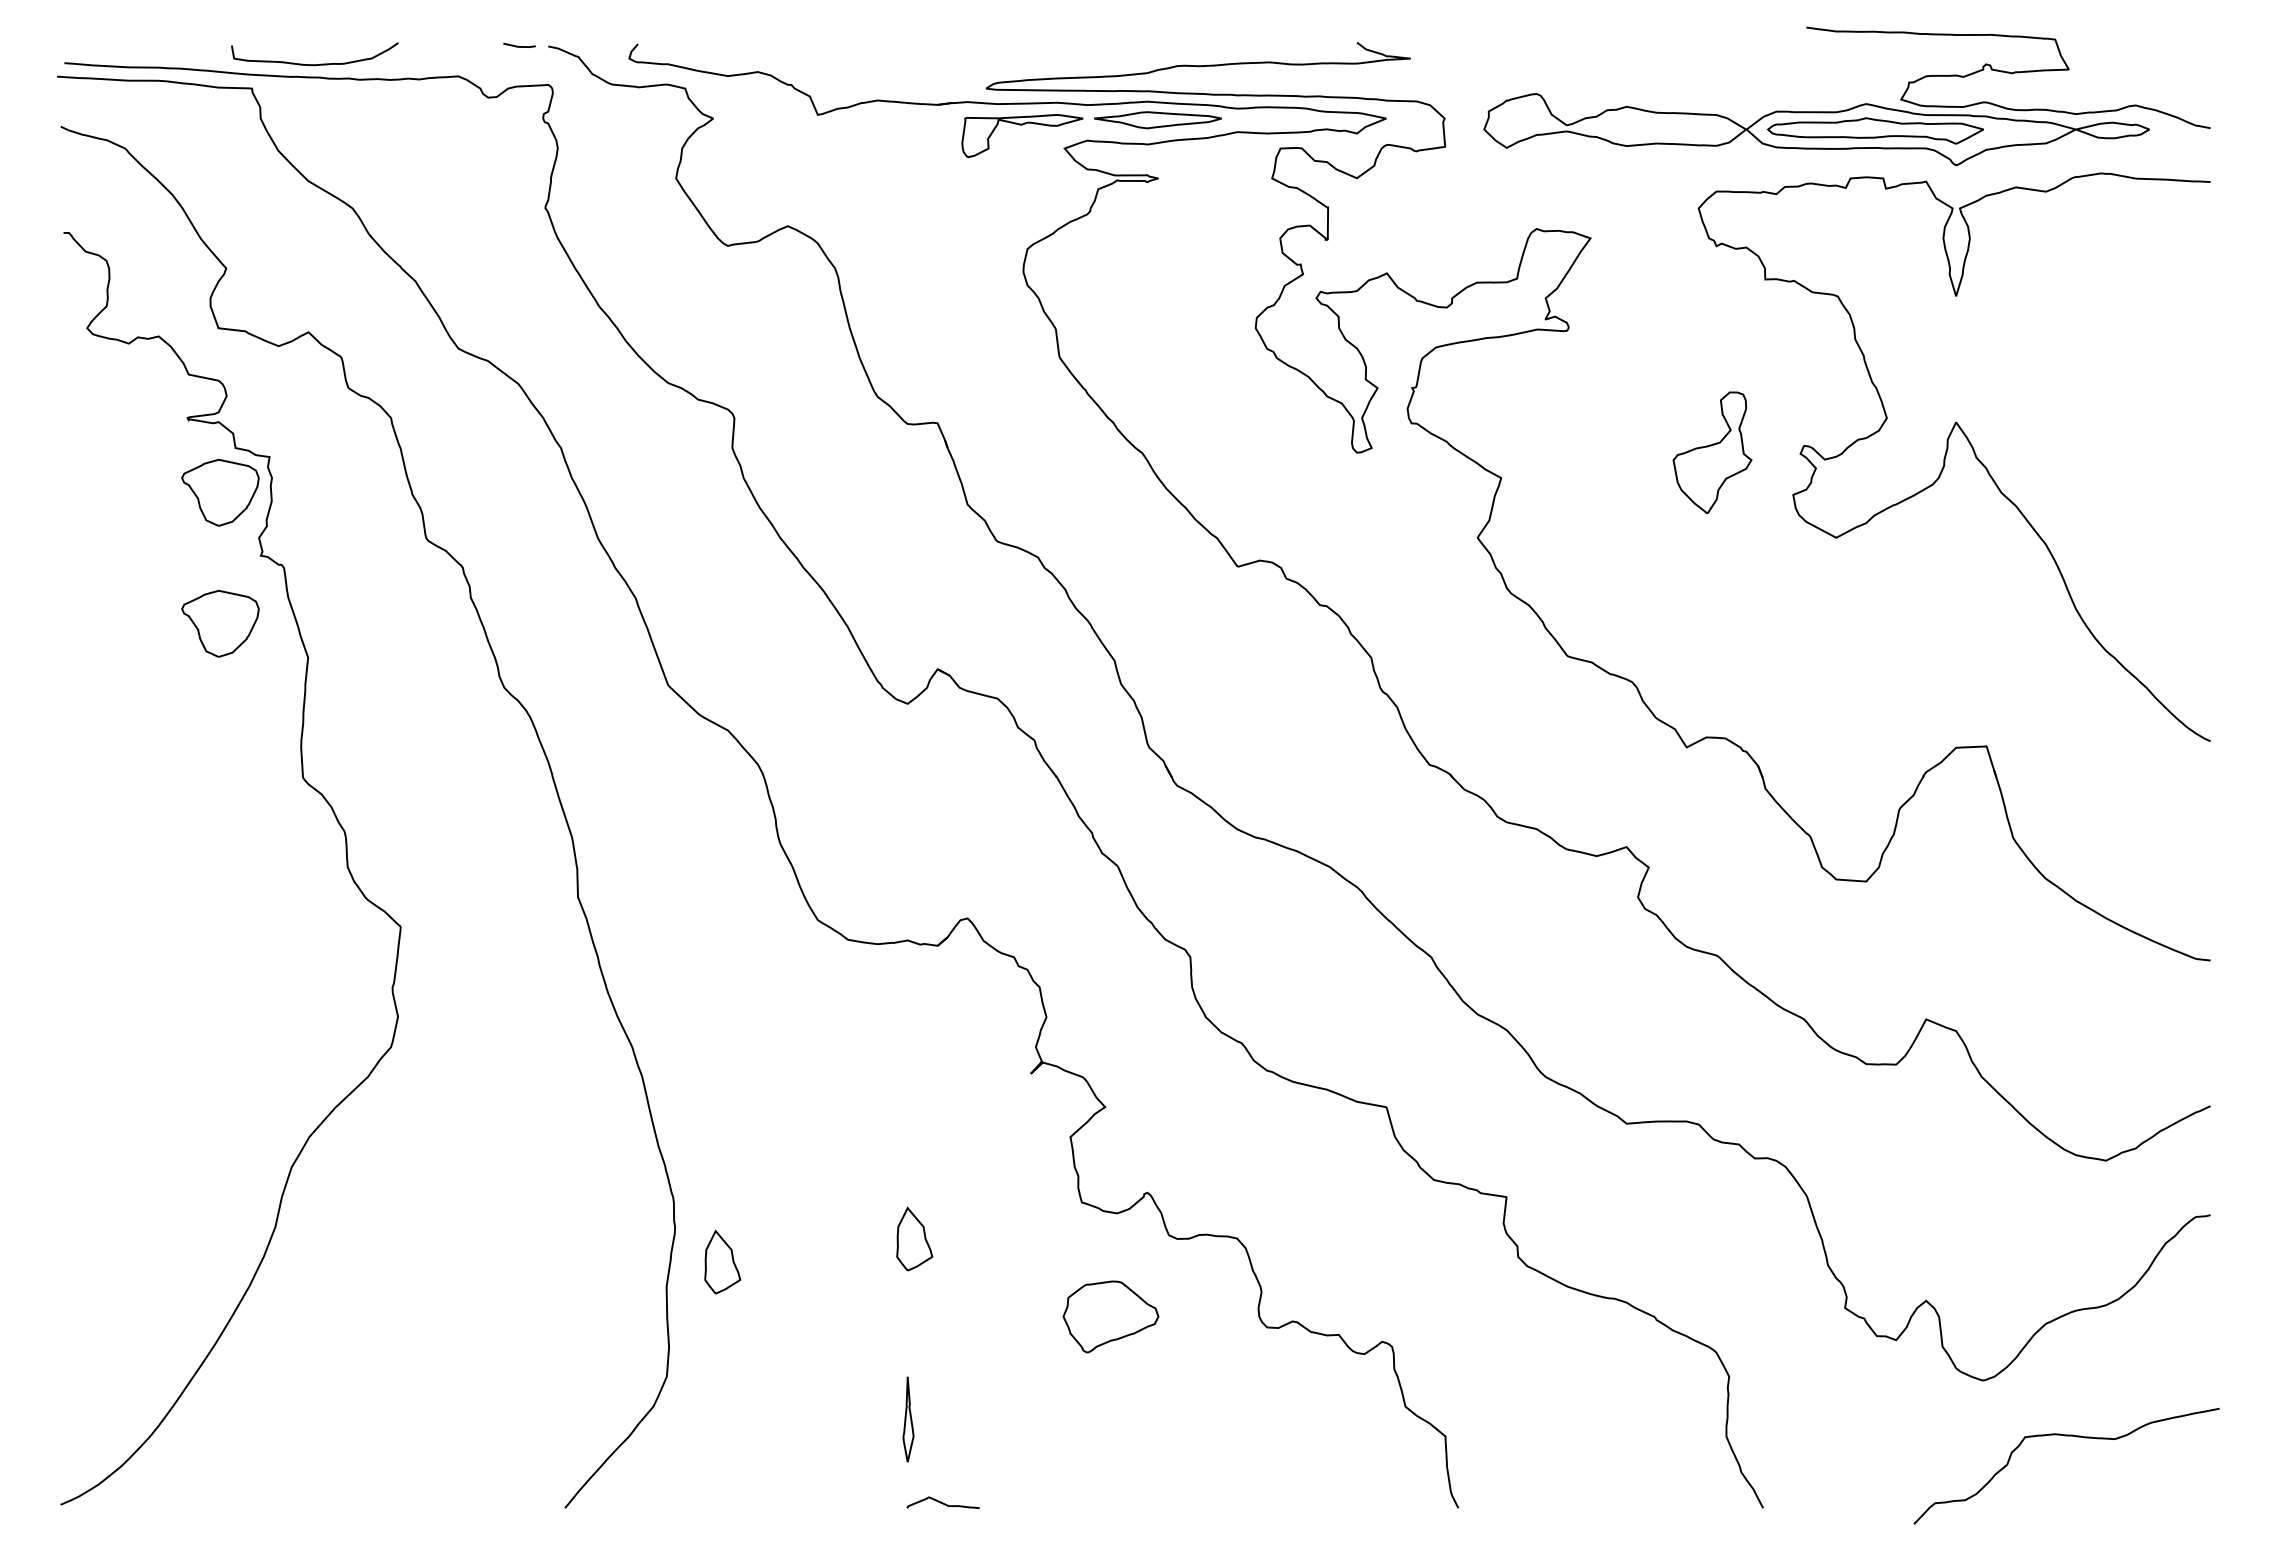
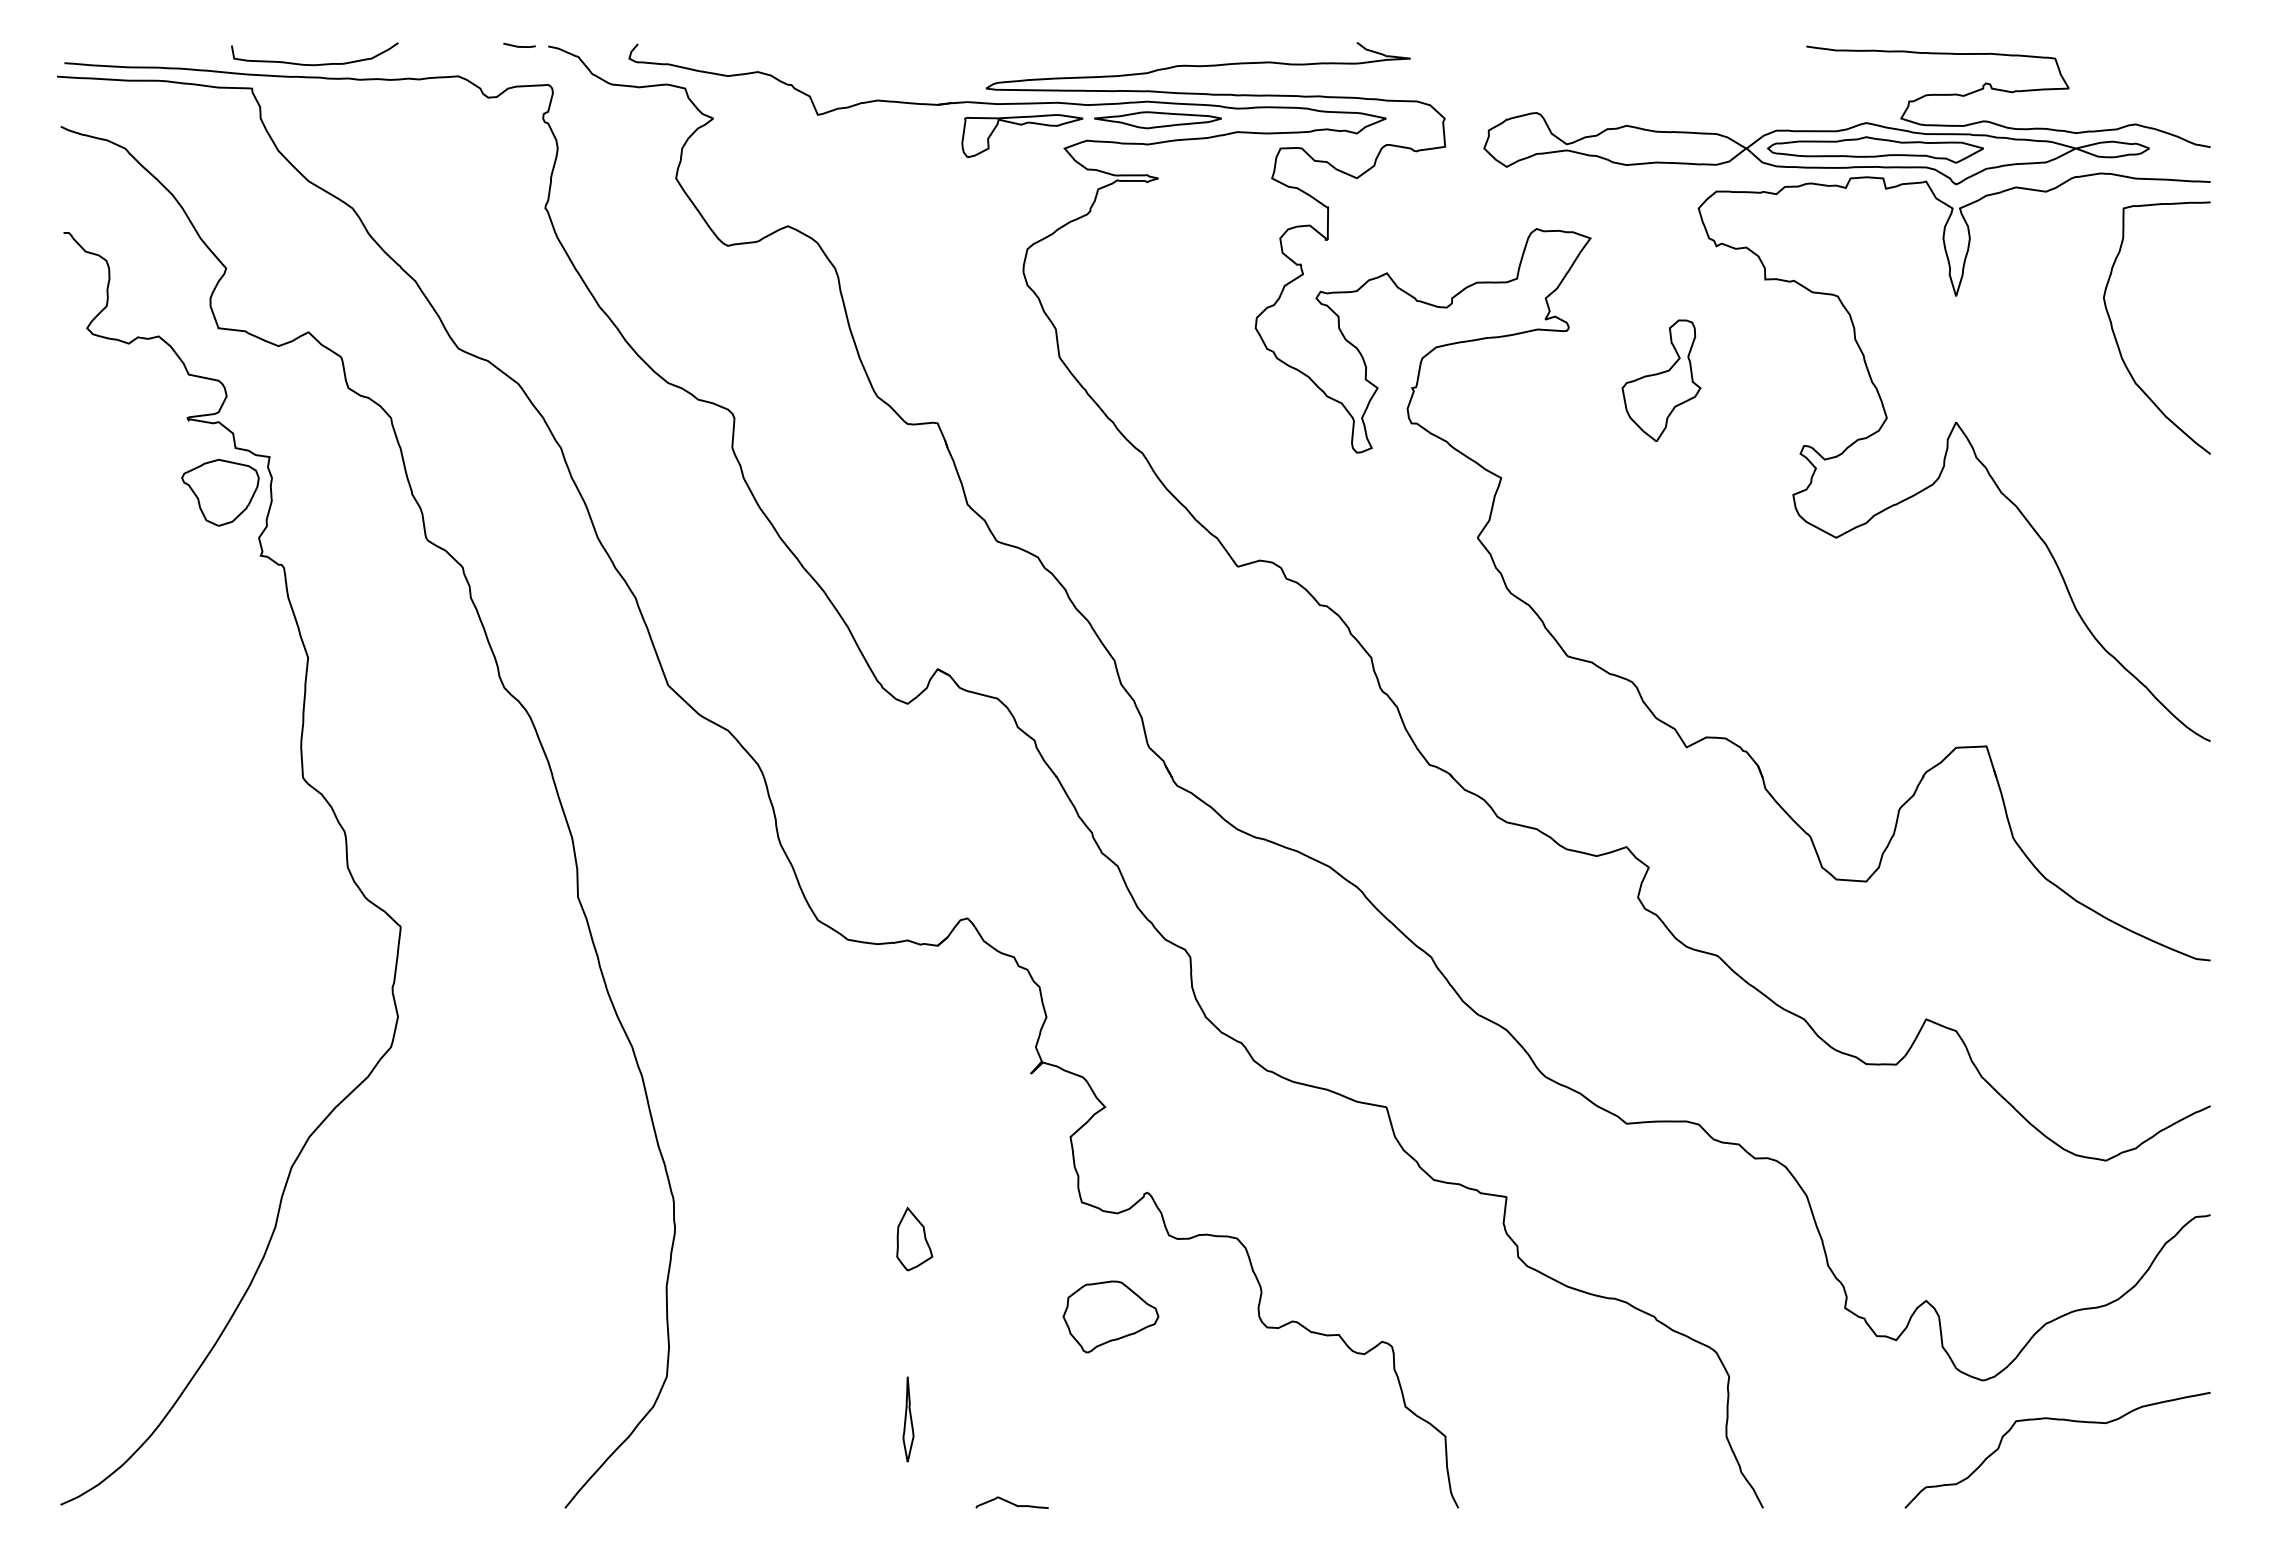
part position: (1851, 107) -> (1851, 126) (1851, 126)
curve: none -> present (2117, 340)
part position: (1712, 452) -> (1661, 380) (1661, 380)
part: present -> none (220, 623)
part: present -> none (722, 1261)
curve position: (2066, 1436) -> (2057, 1420) (2057, 1420)
curve position: (942, 1502) -> (1011, 1502) (1011, 1502)
